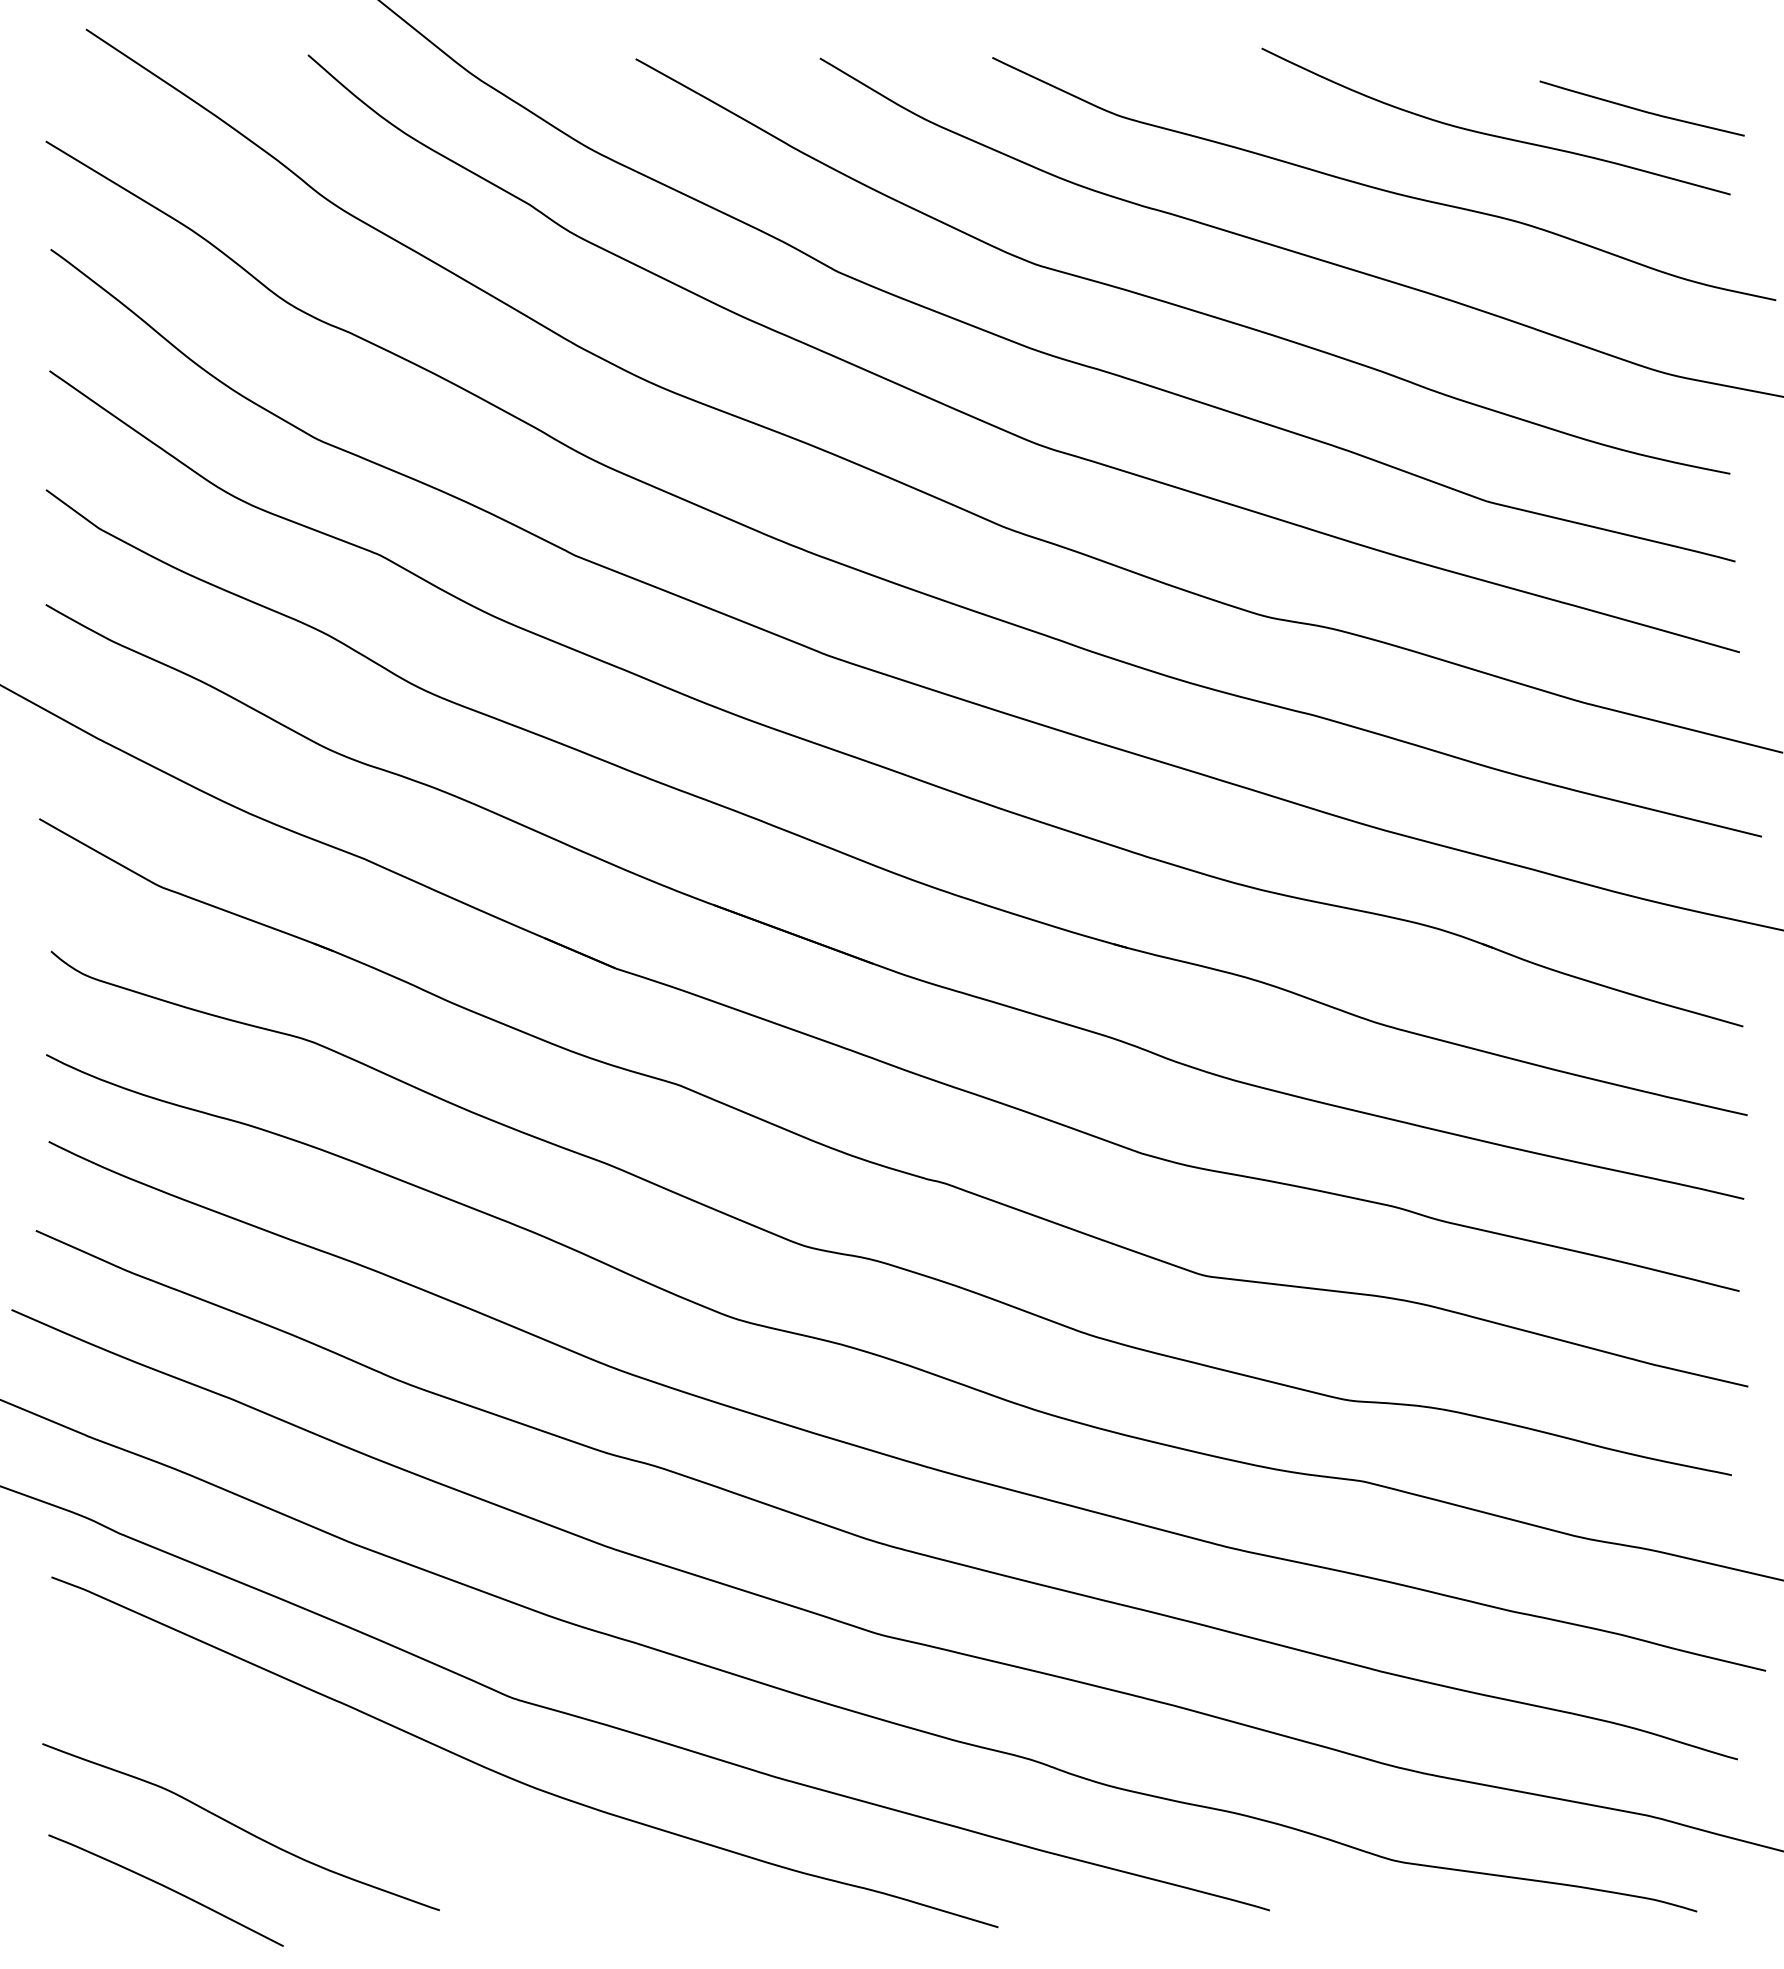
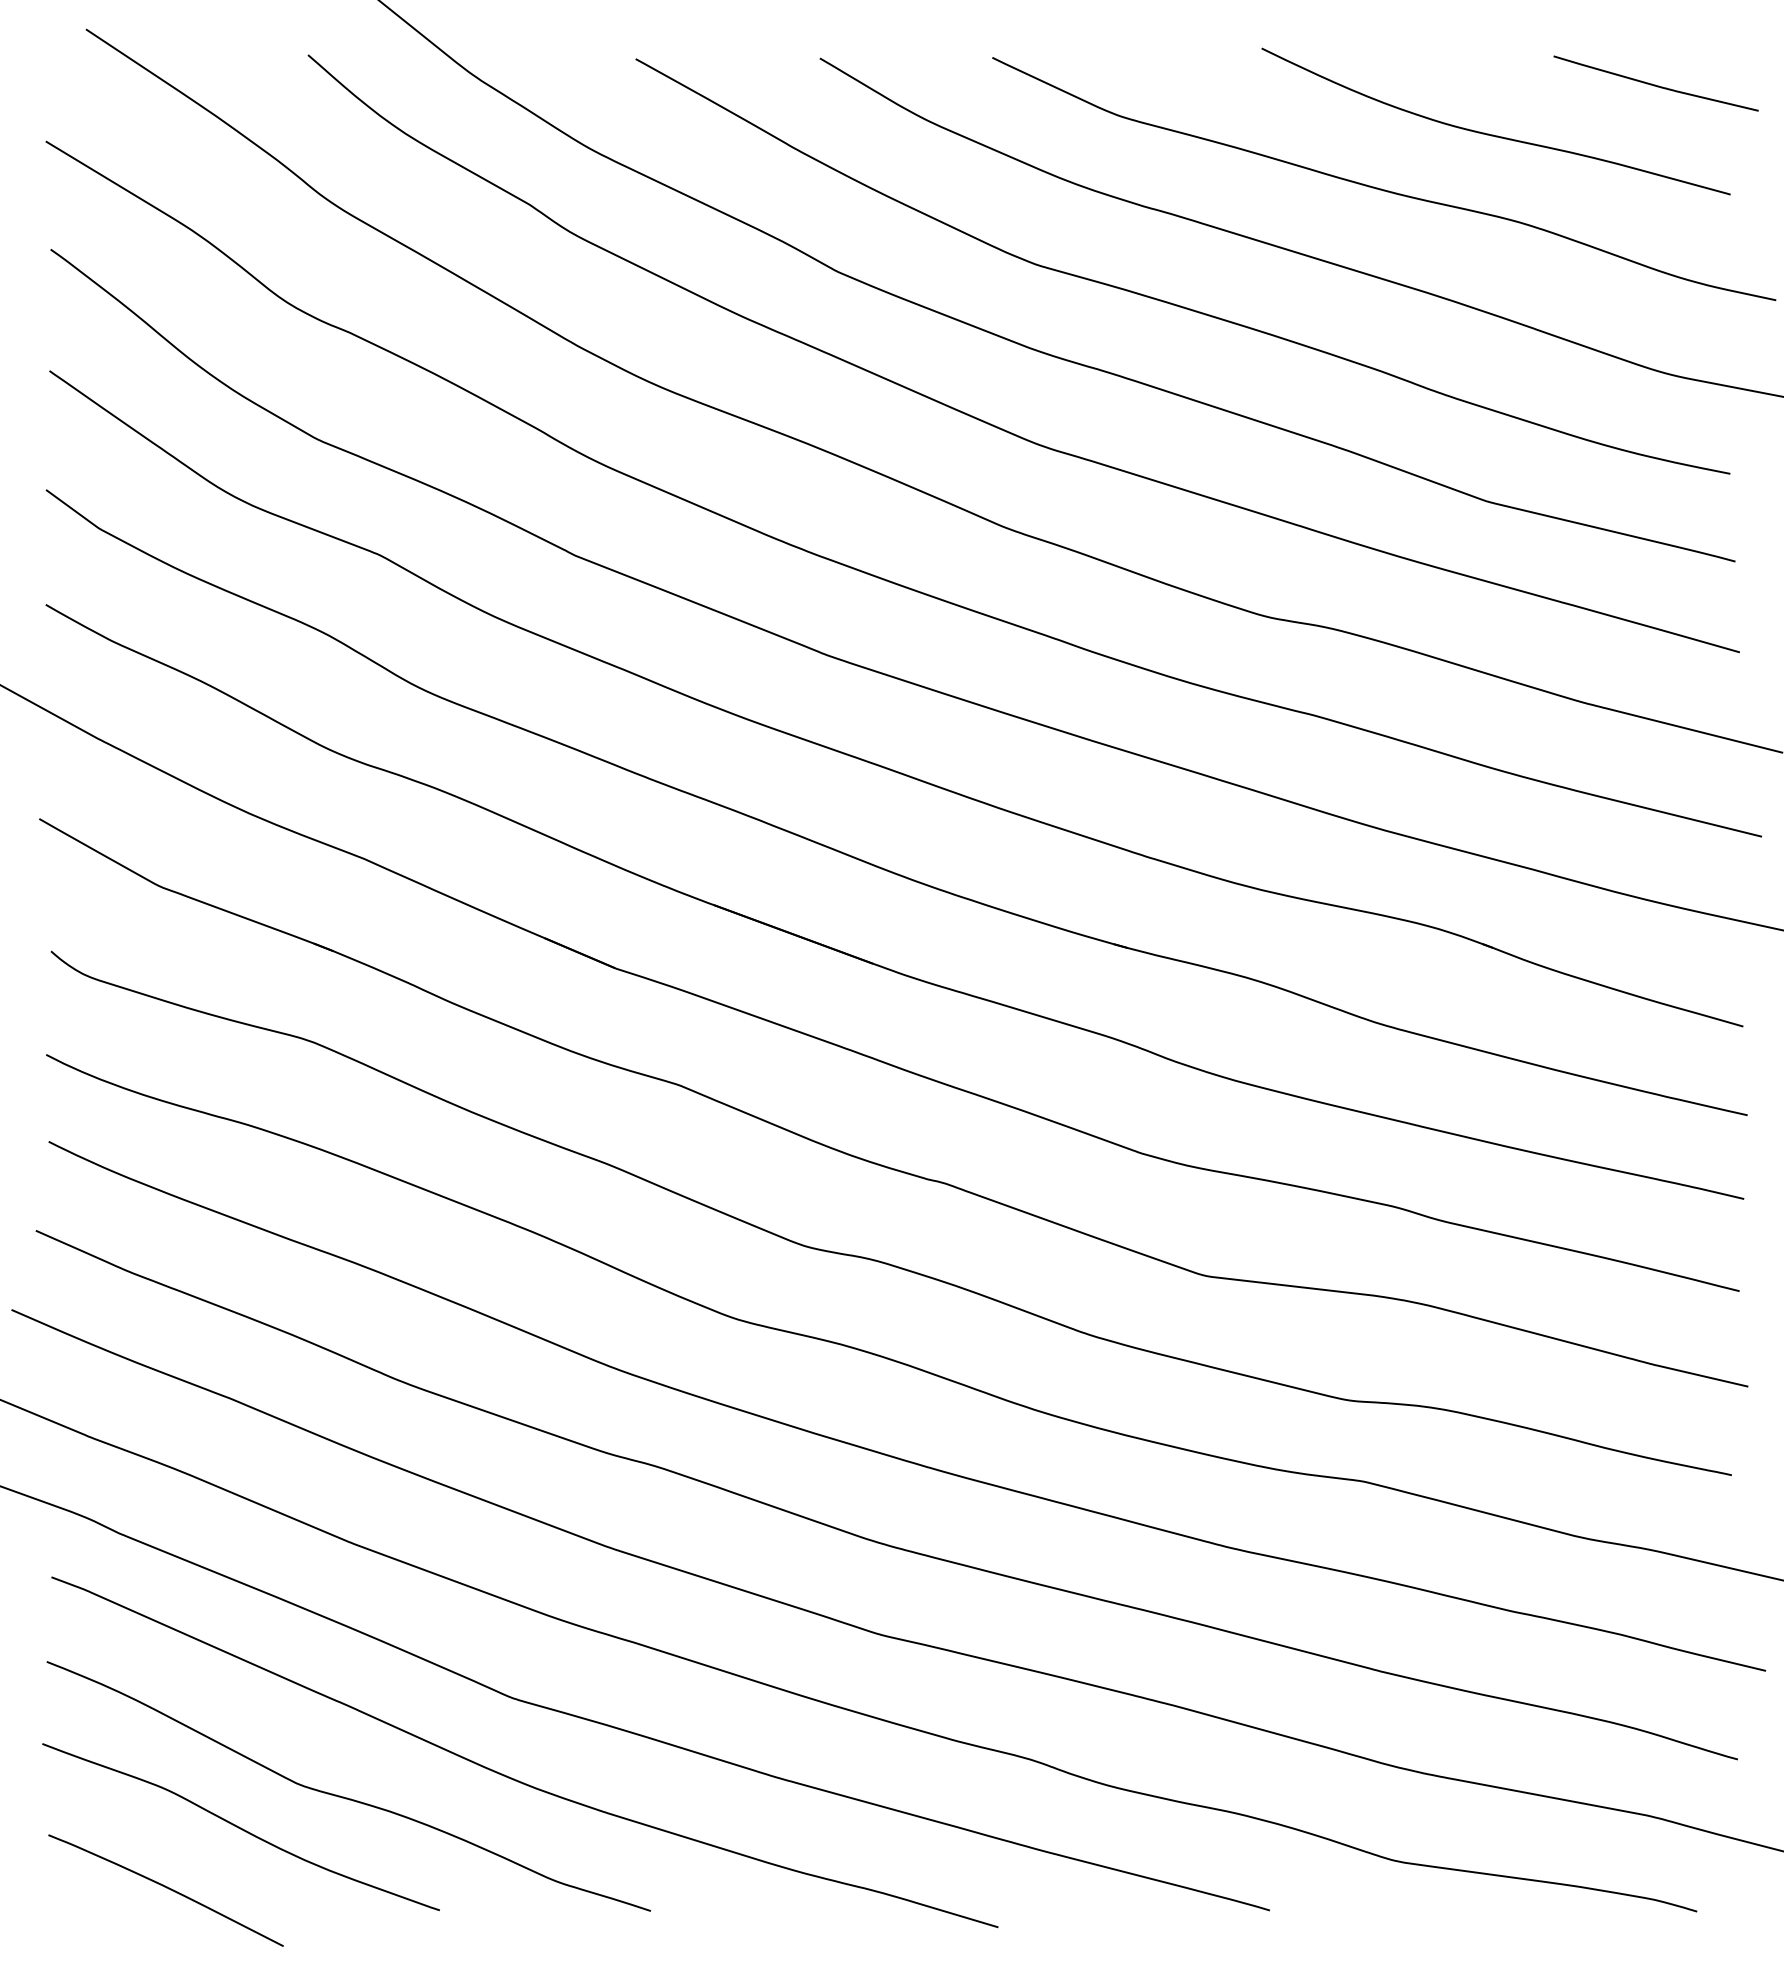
curve position: (1641, 109) -> (1655, 84) (1655, 84)
curve: none -> present (347, 1797)
